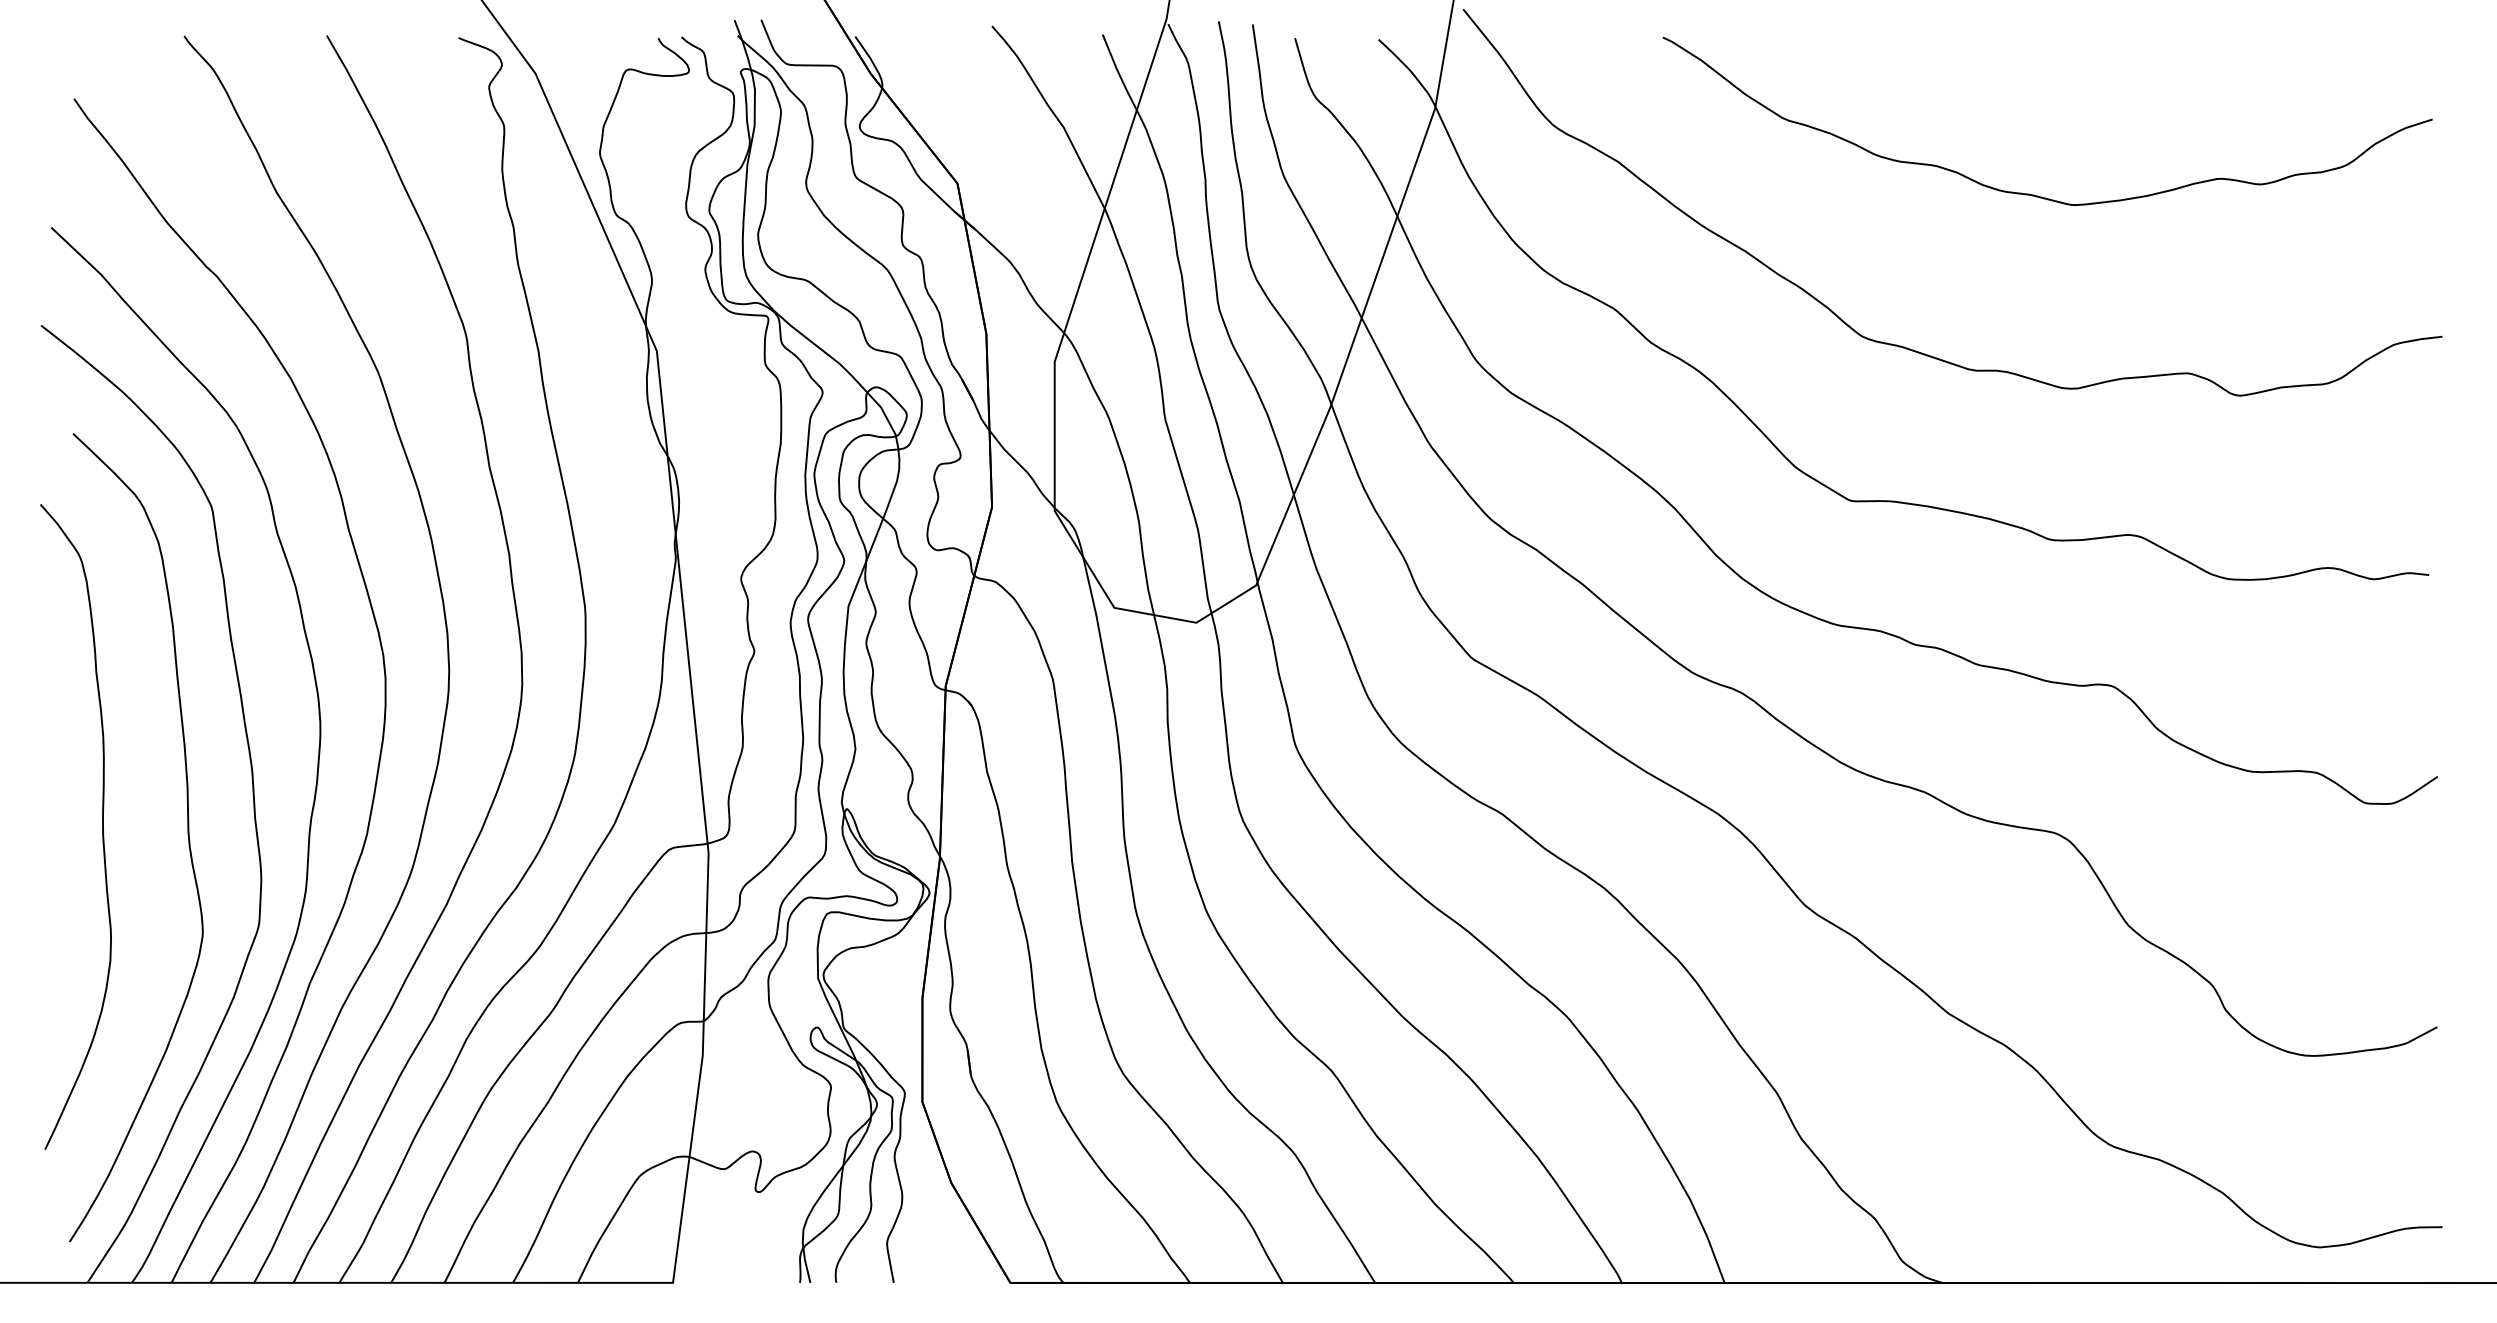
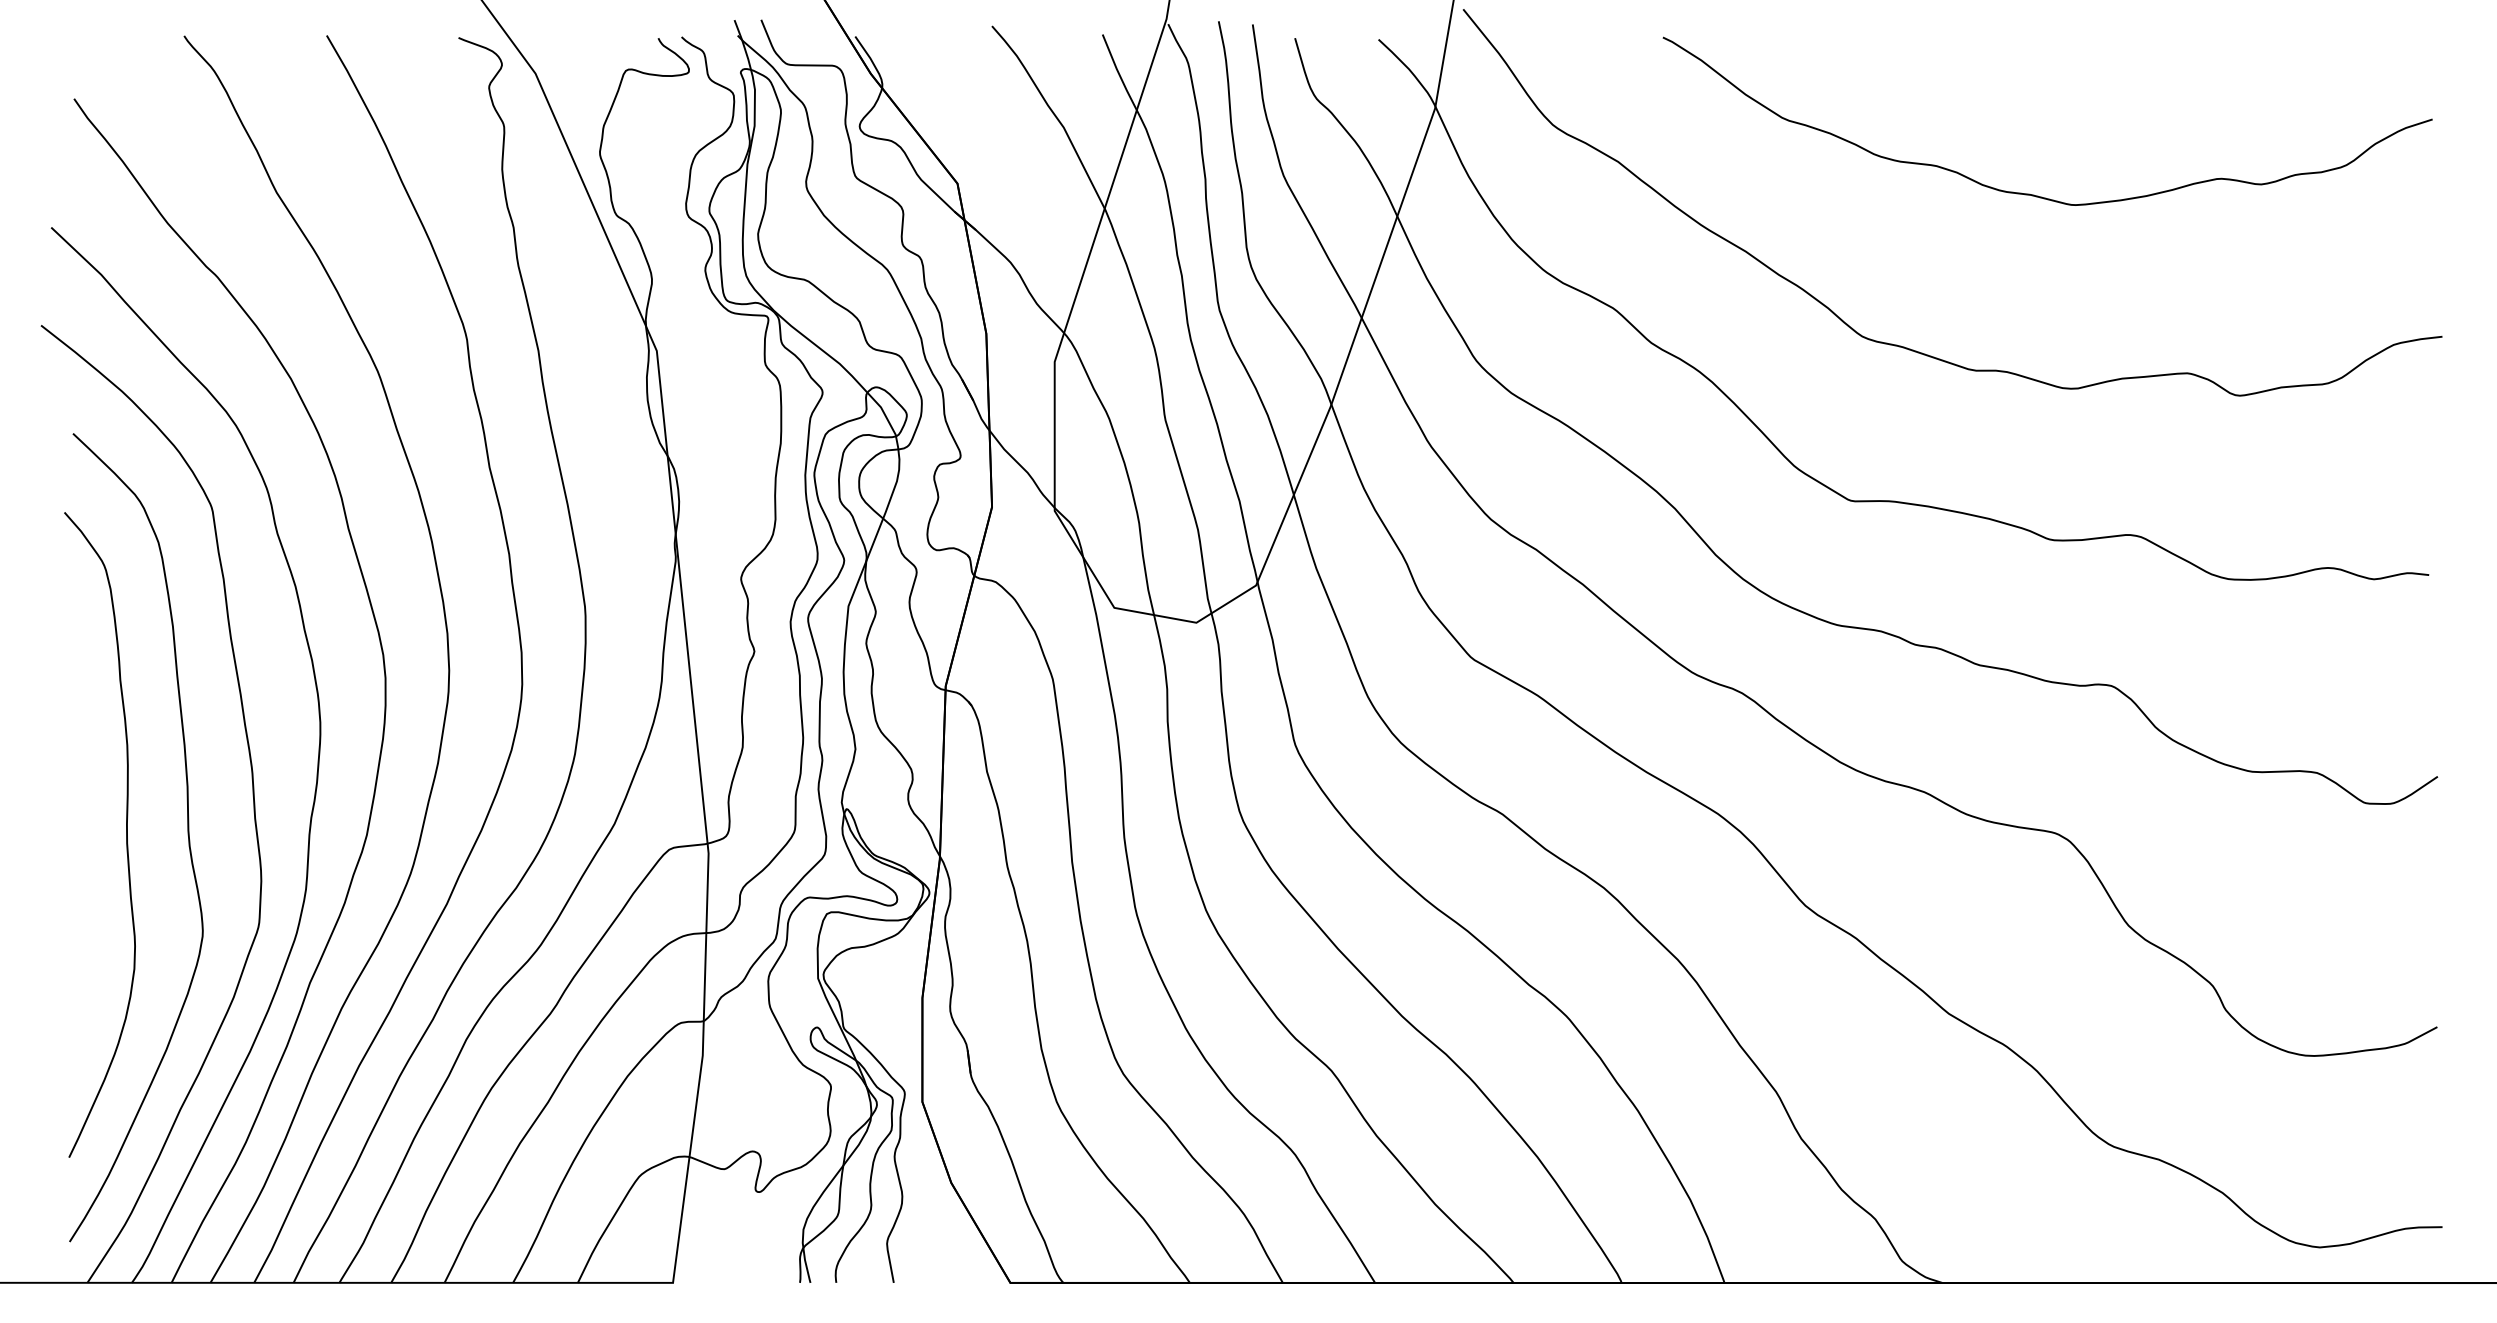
curve position: (102, 826) -> (126, 834) (126, 834)
